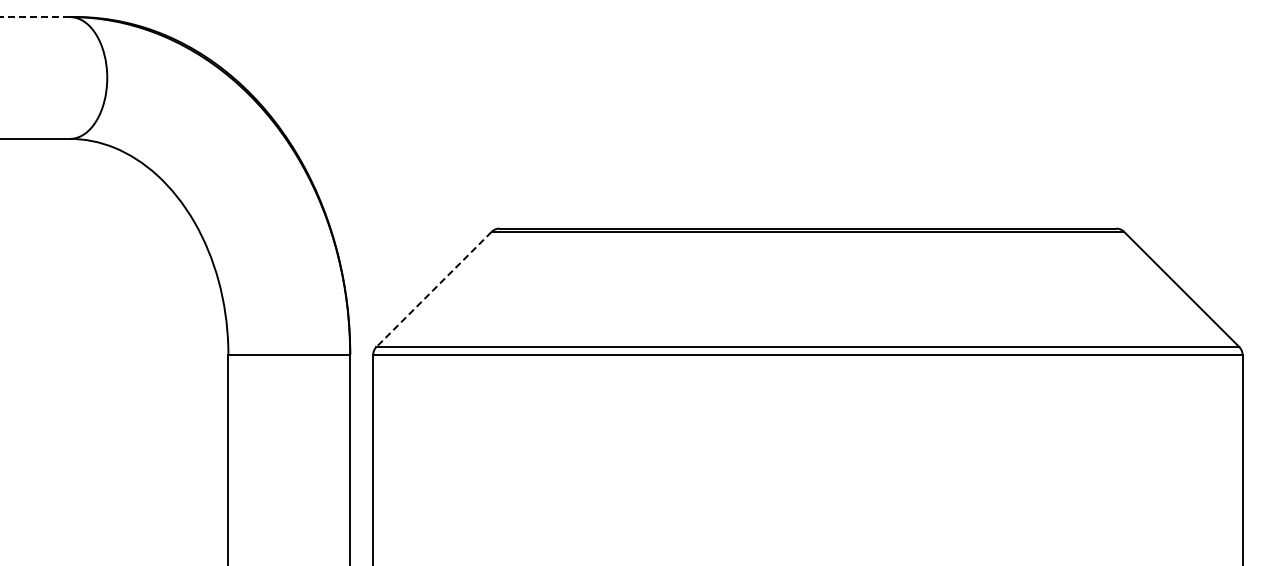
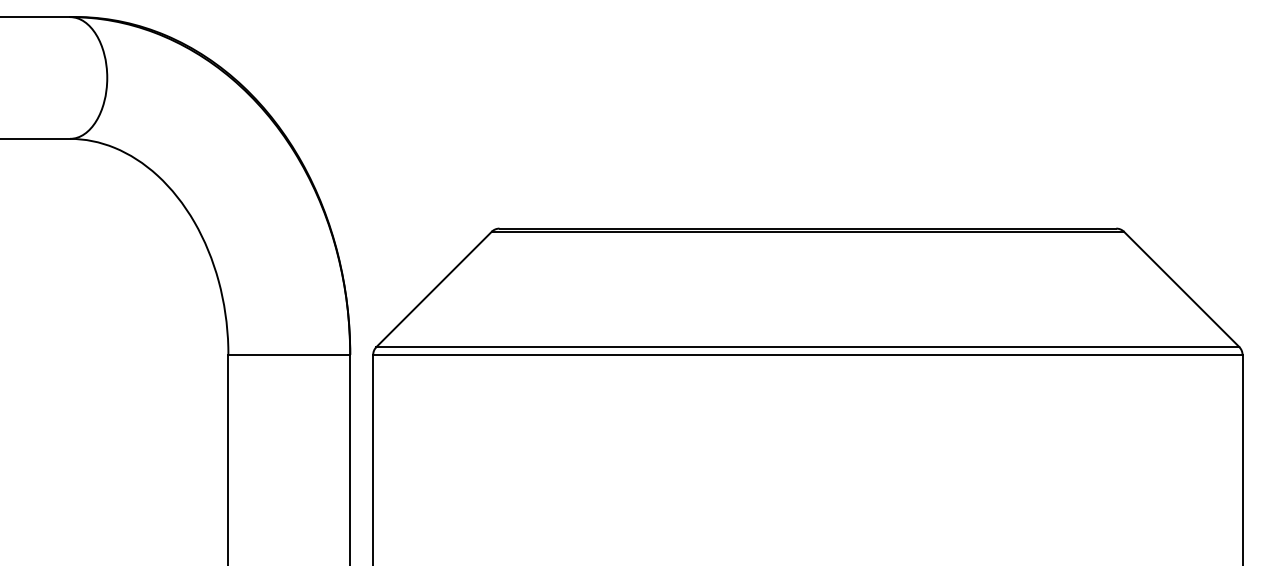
line: dashed -> solid (35, 17)
line: dashed -> solid (433, 289)
